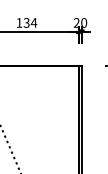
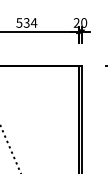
text: 134 -> 534 (19, 22)
